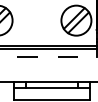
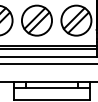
part: none -> present (36, 20)
line: dashed -> solid (48, 56)
line: none -> present (48, 63)
